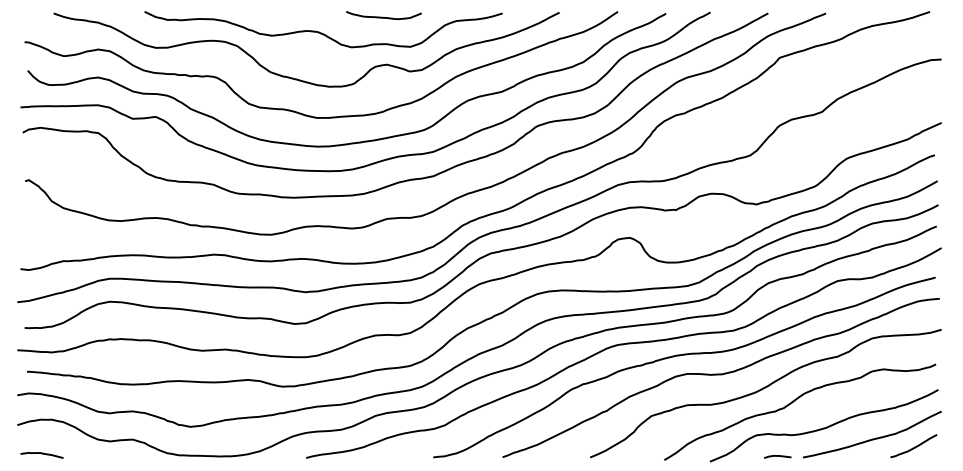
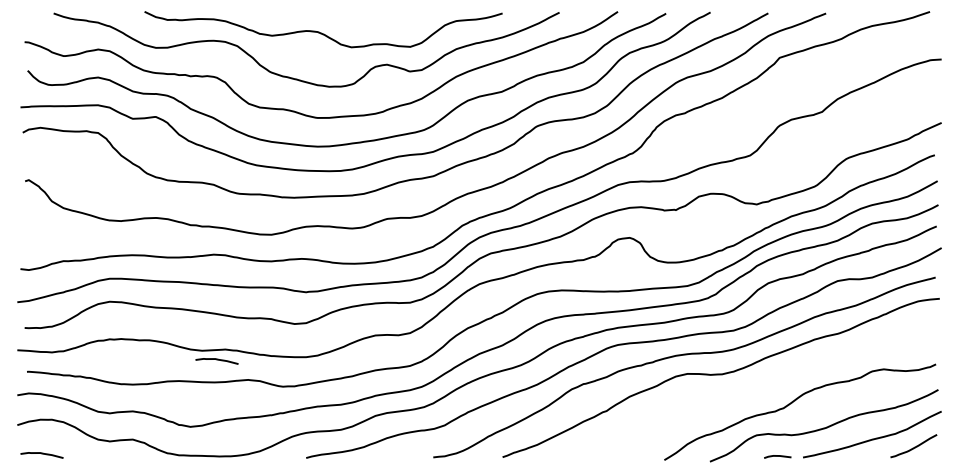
curve: present -> none (383, 16)
curve: none -> present (216, 360)
curve: present -> none (763, 389)
